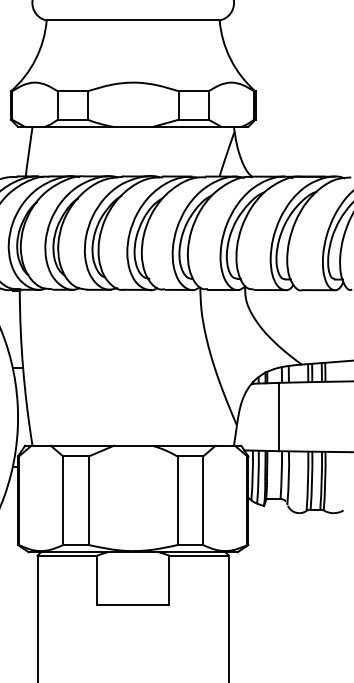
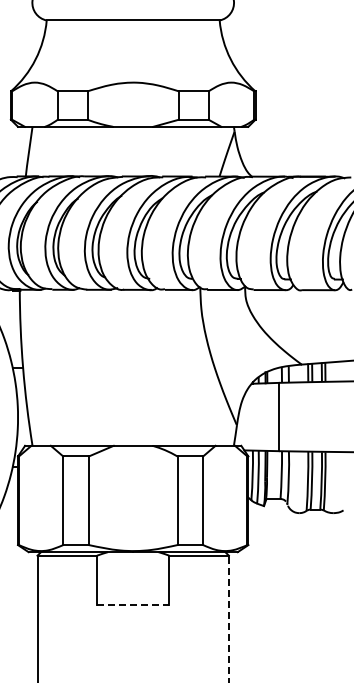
line: solid -> dashed (133, 605)
line: solid -> dashed (228, 618)
